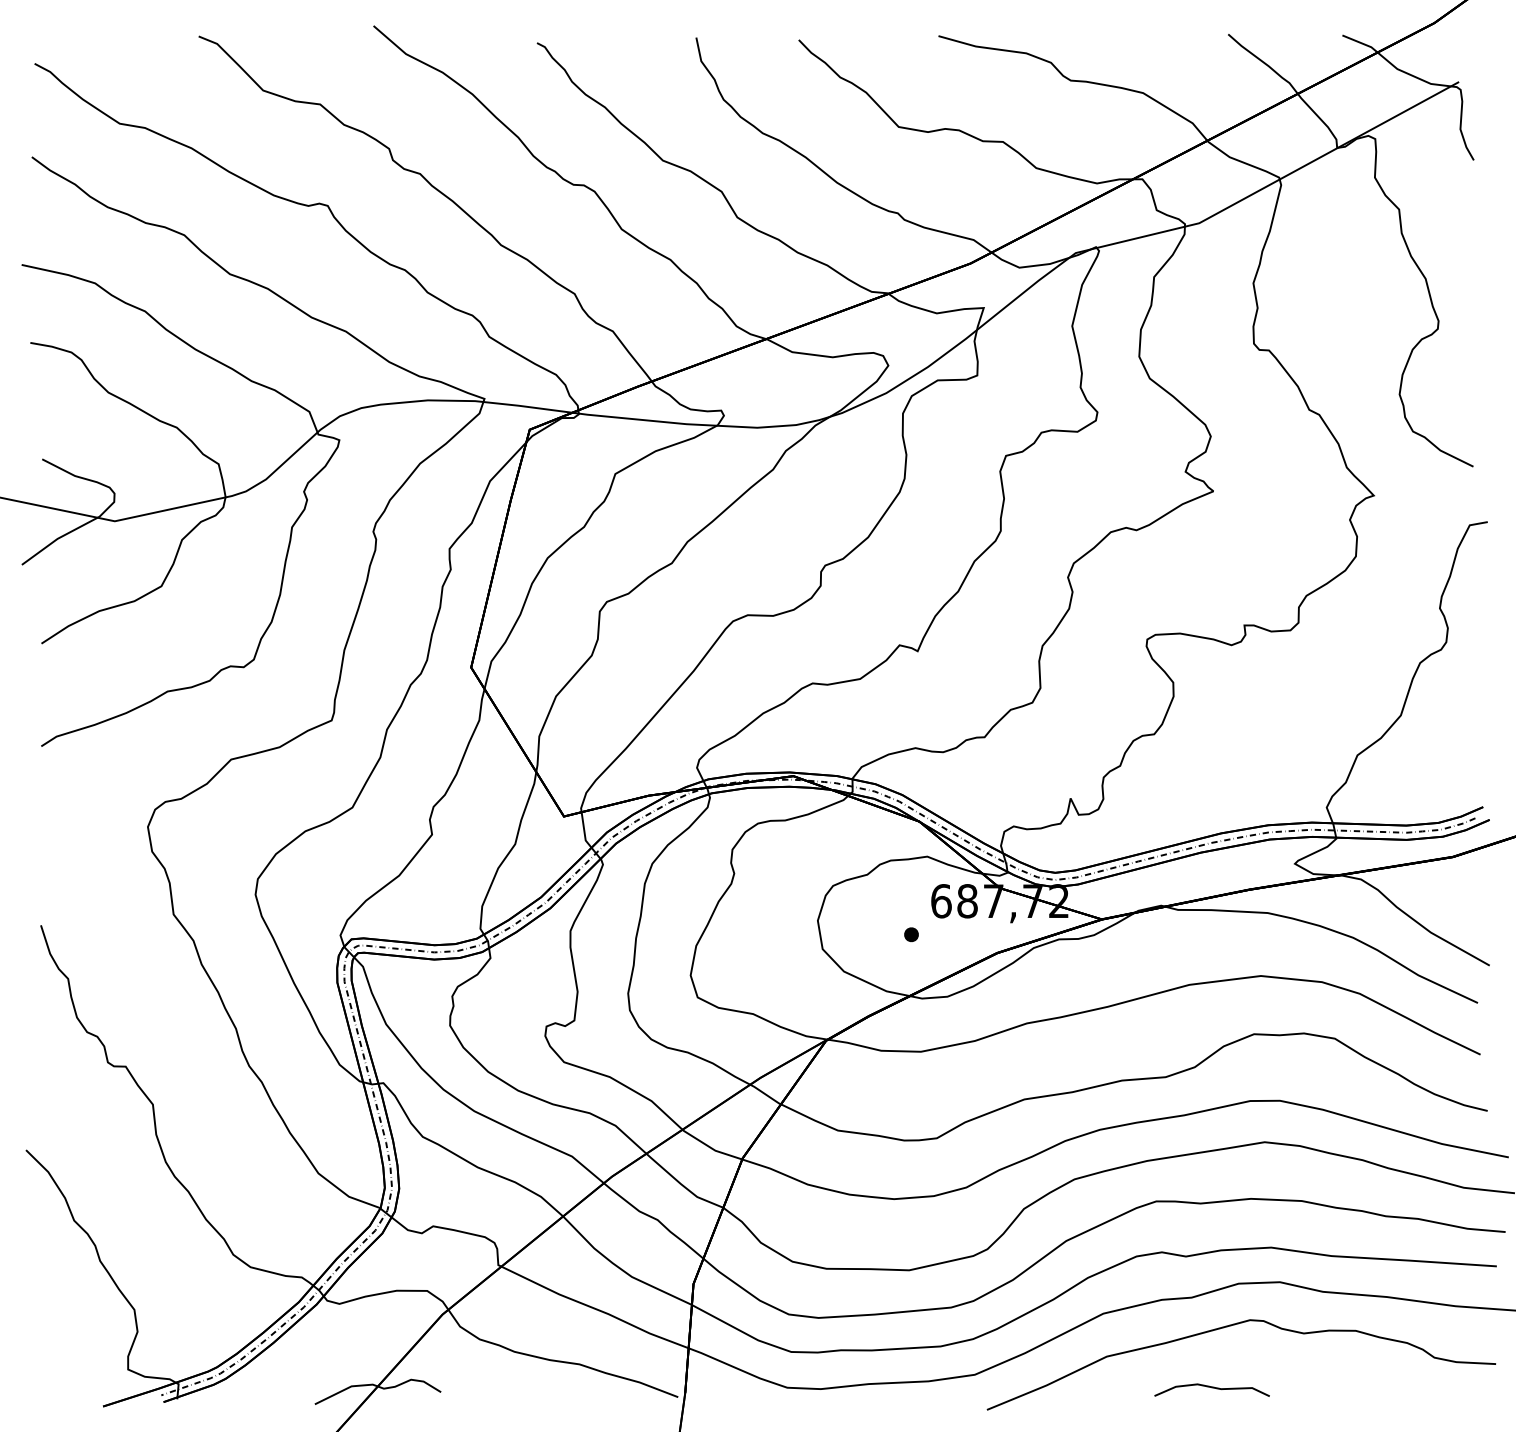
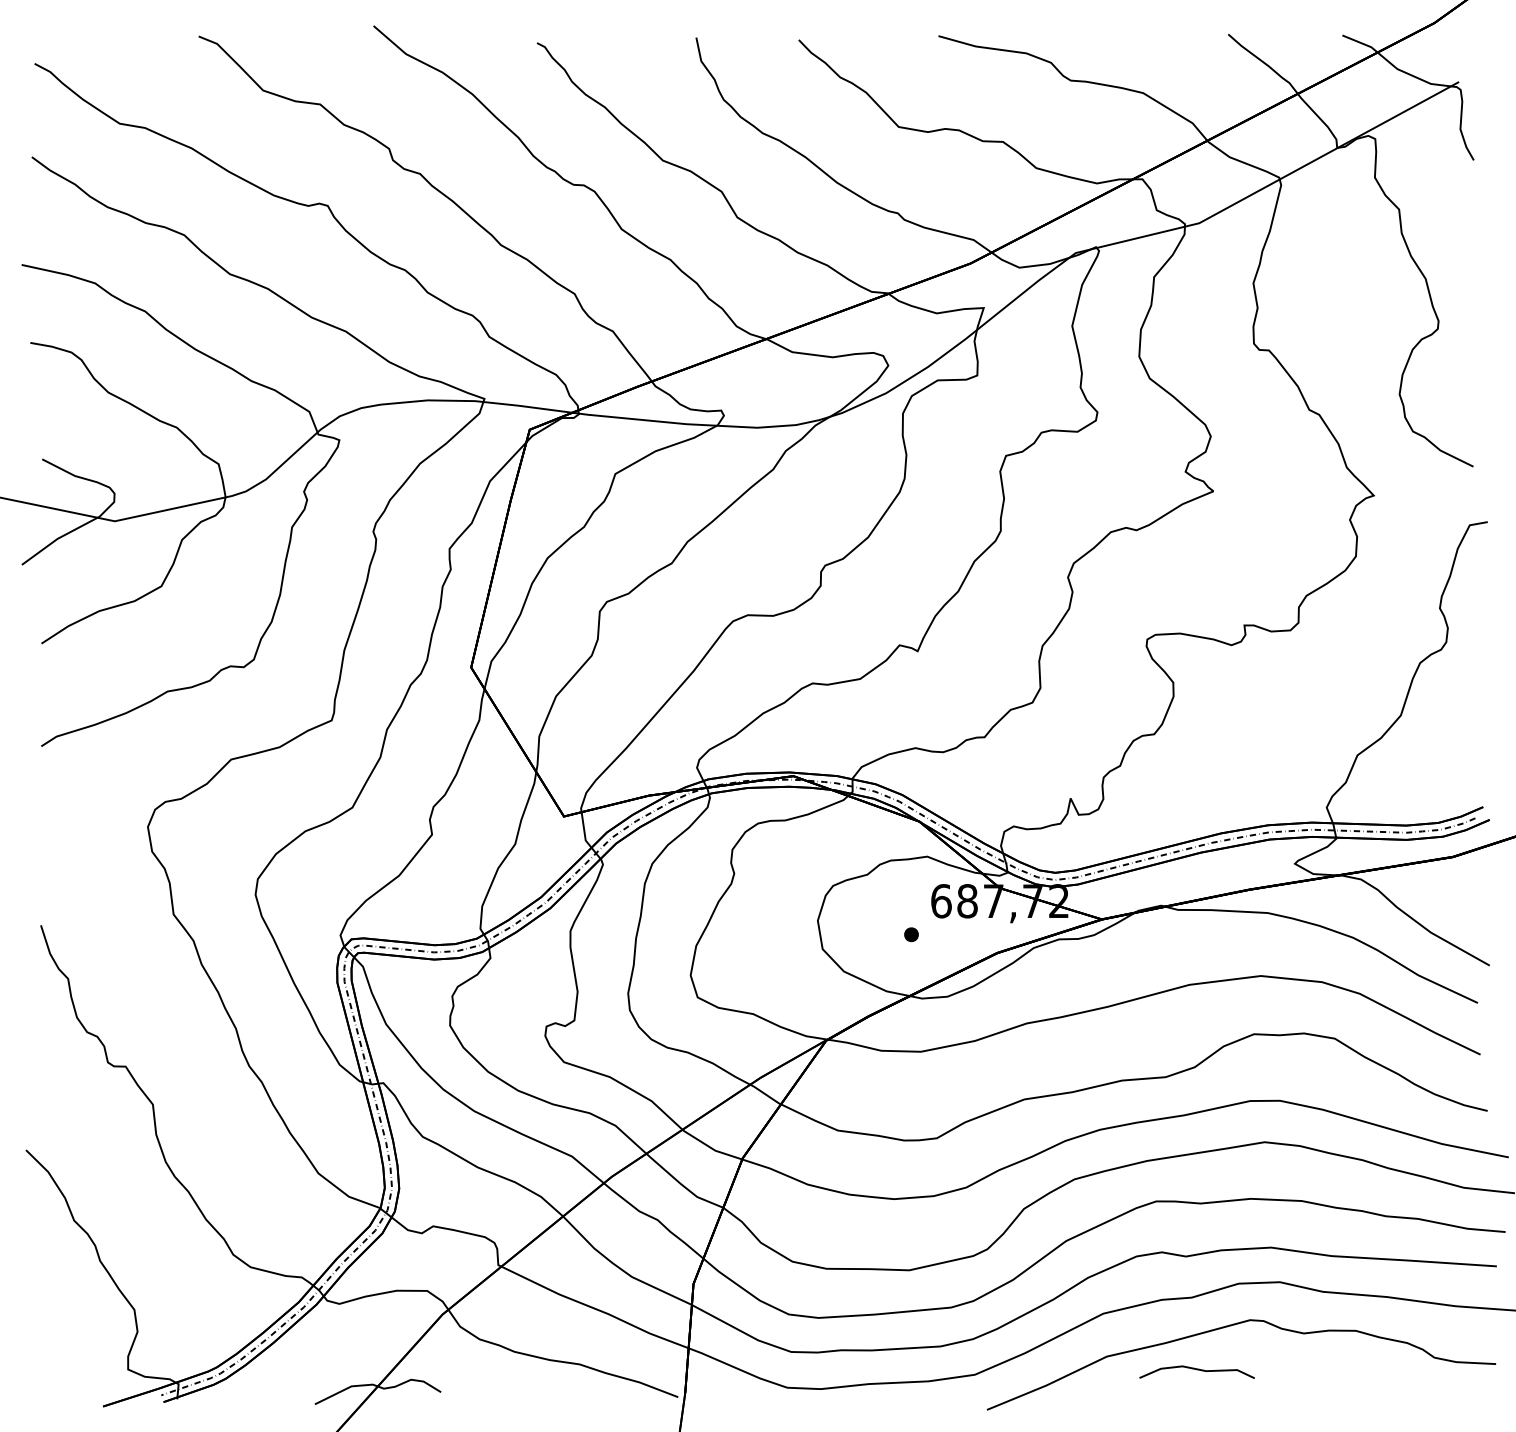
curve position: (1211, 1388) -> (1196, 1370) (1196, 1370)
